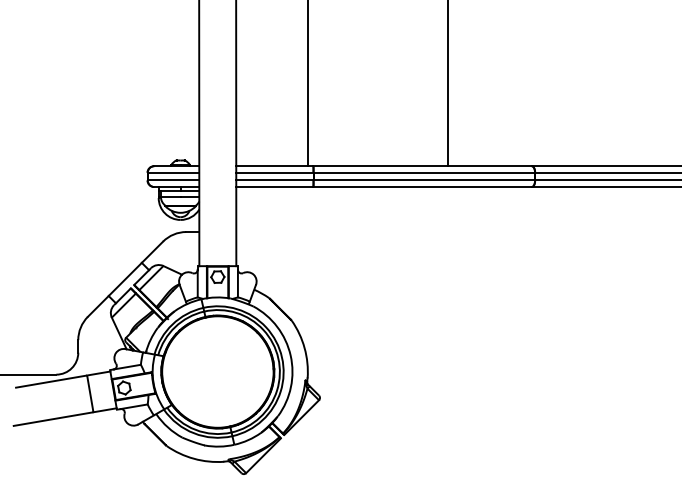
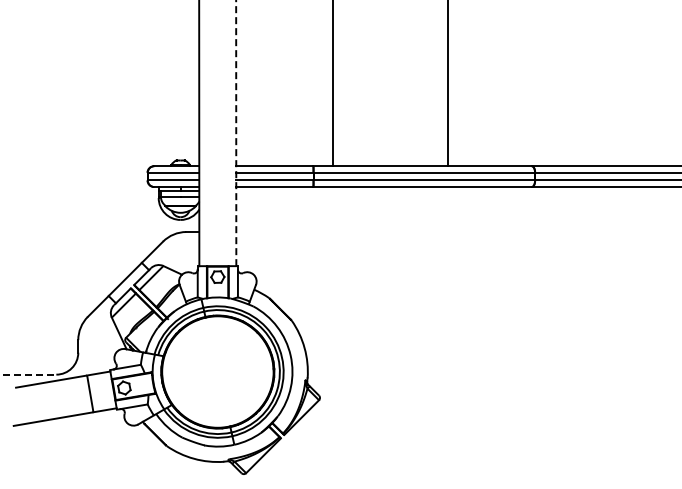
line position: (308, 84) -> (333, 84) (333, 84)
line: solid -> dashed (236, 133)
line: solid -> dashed (28, 374)
